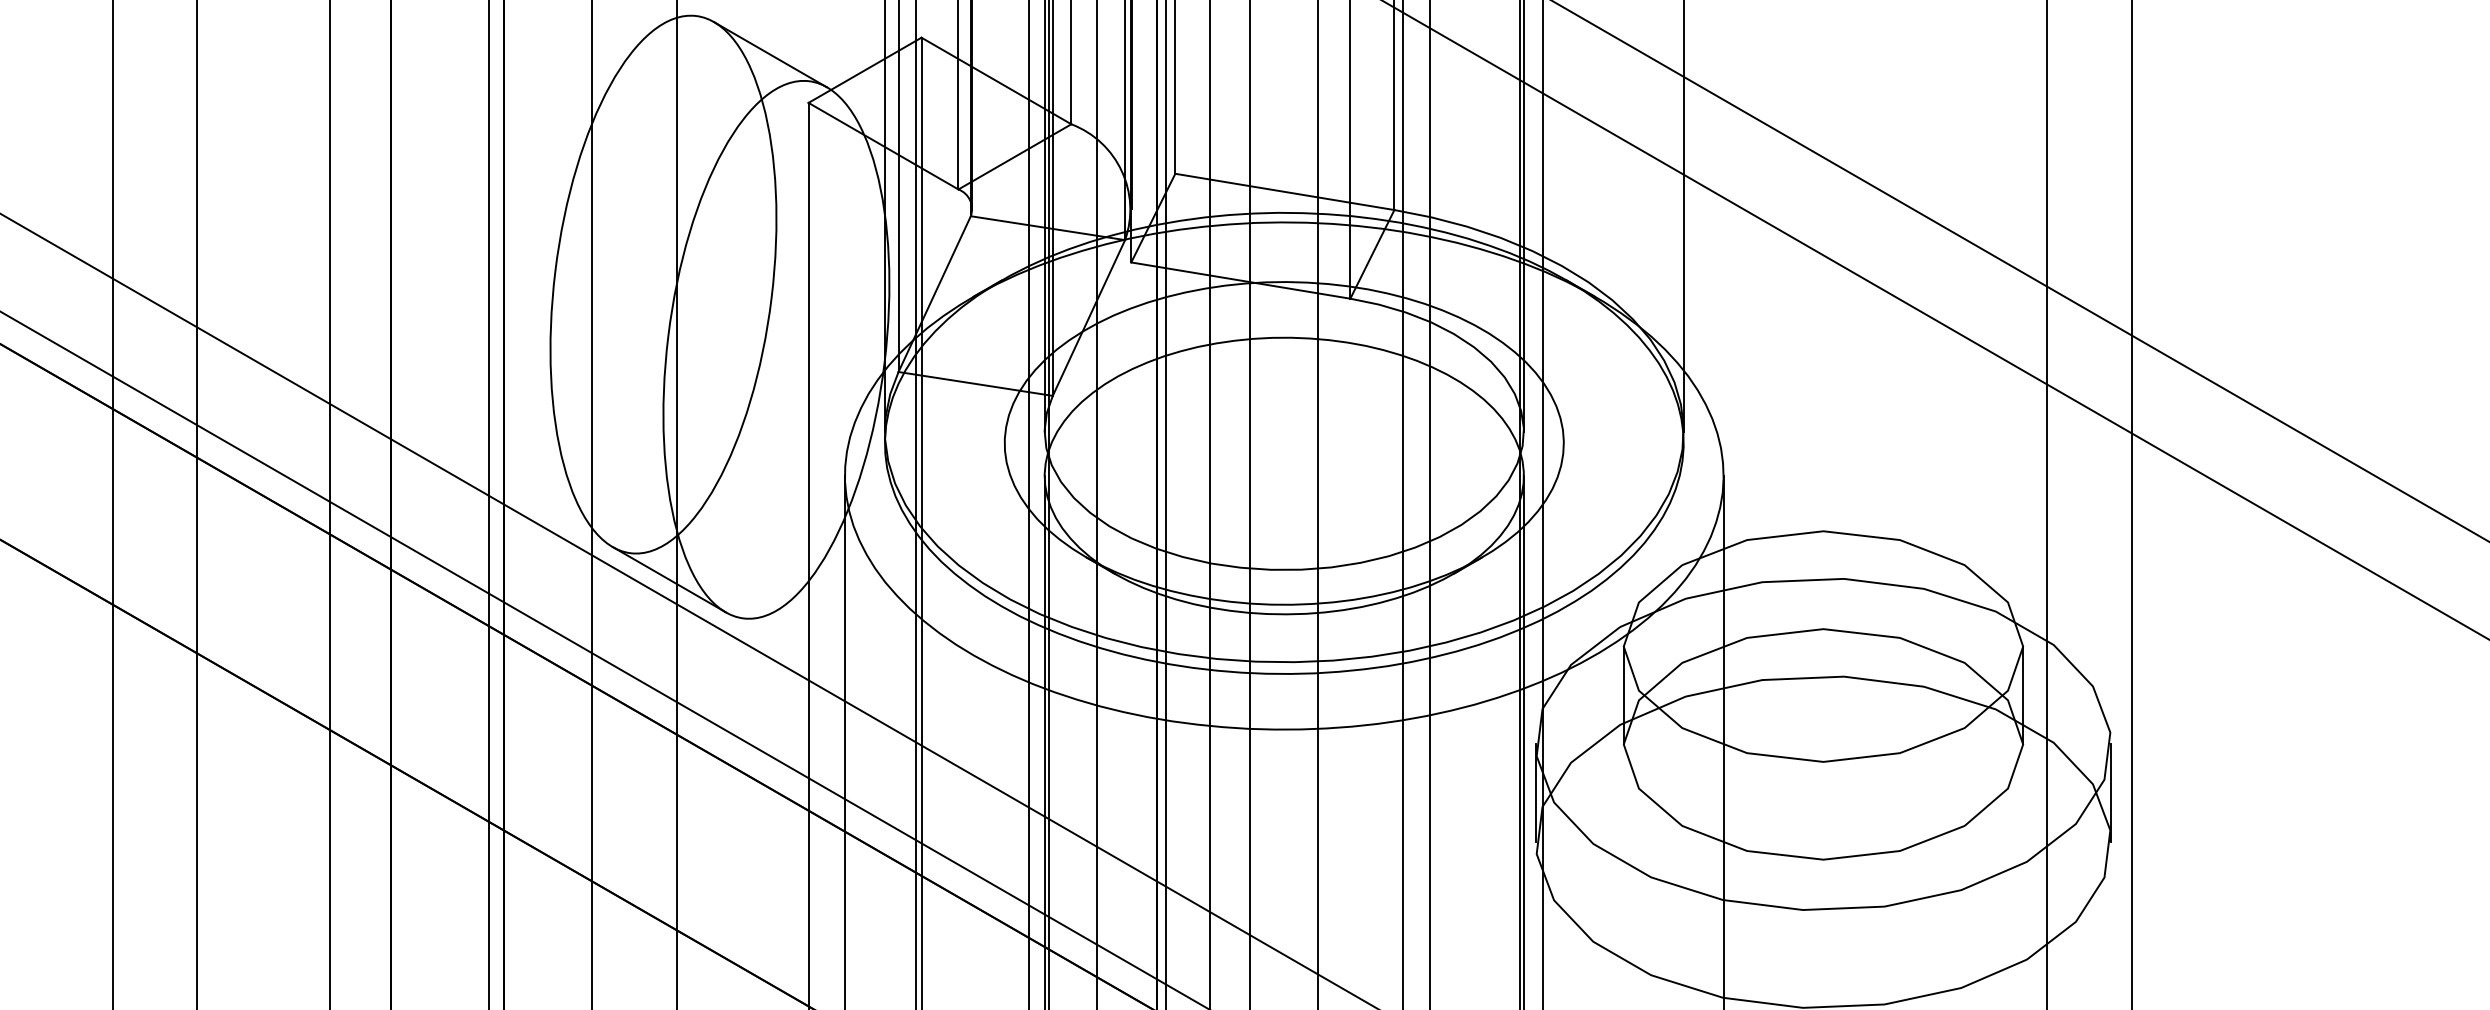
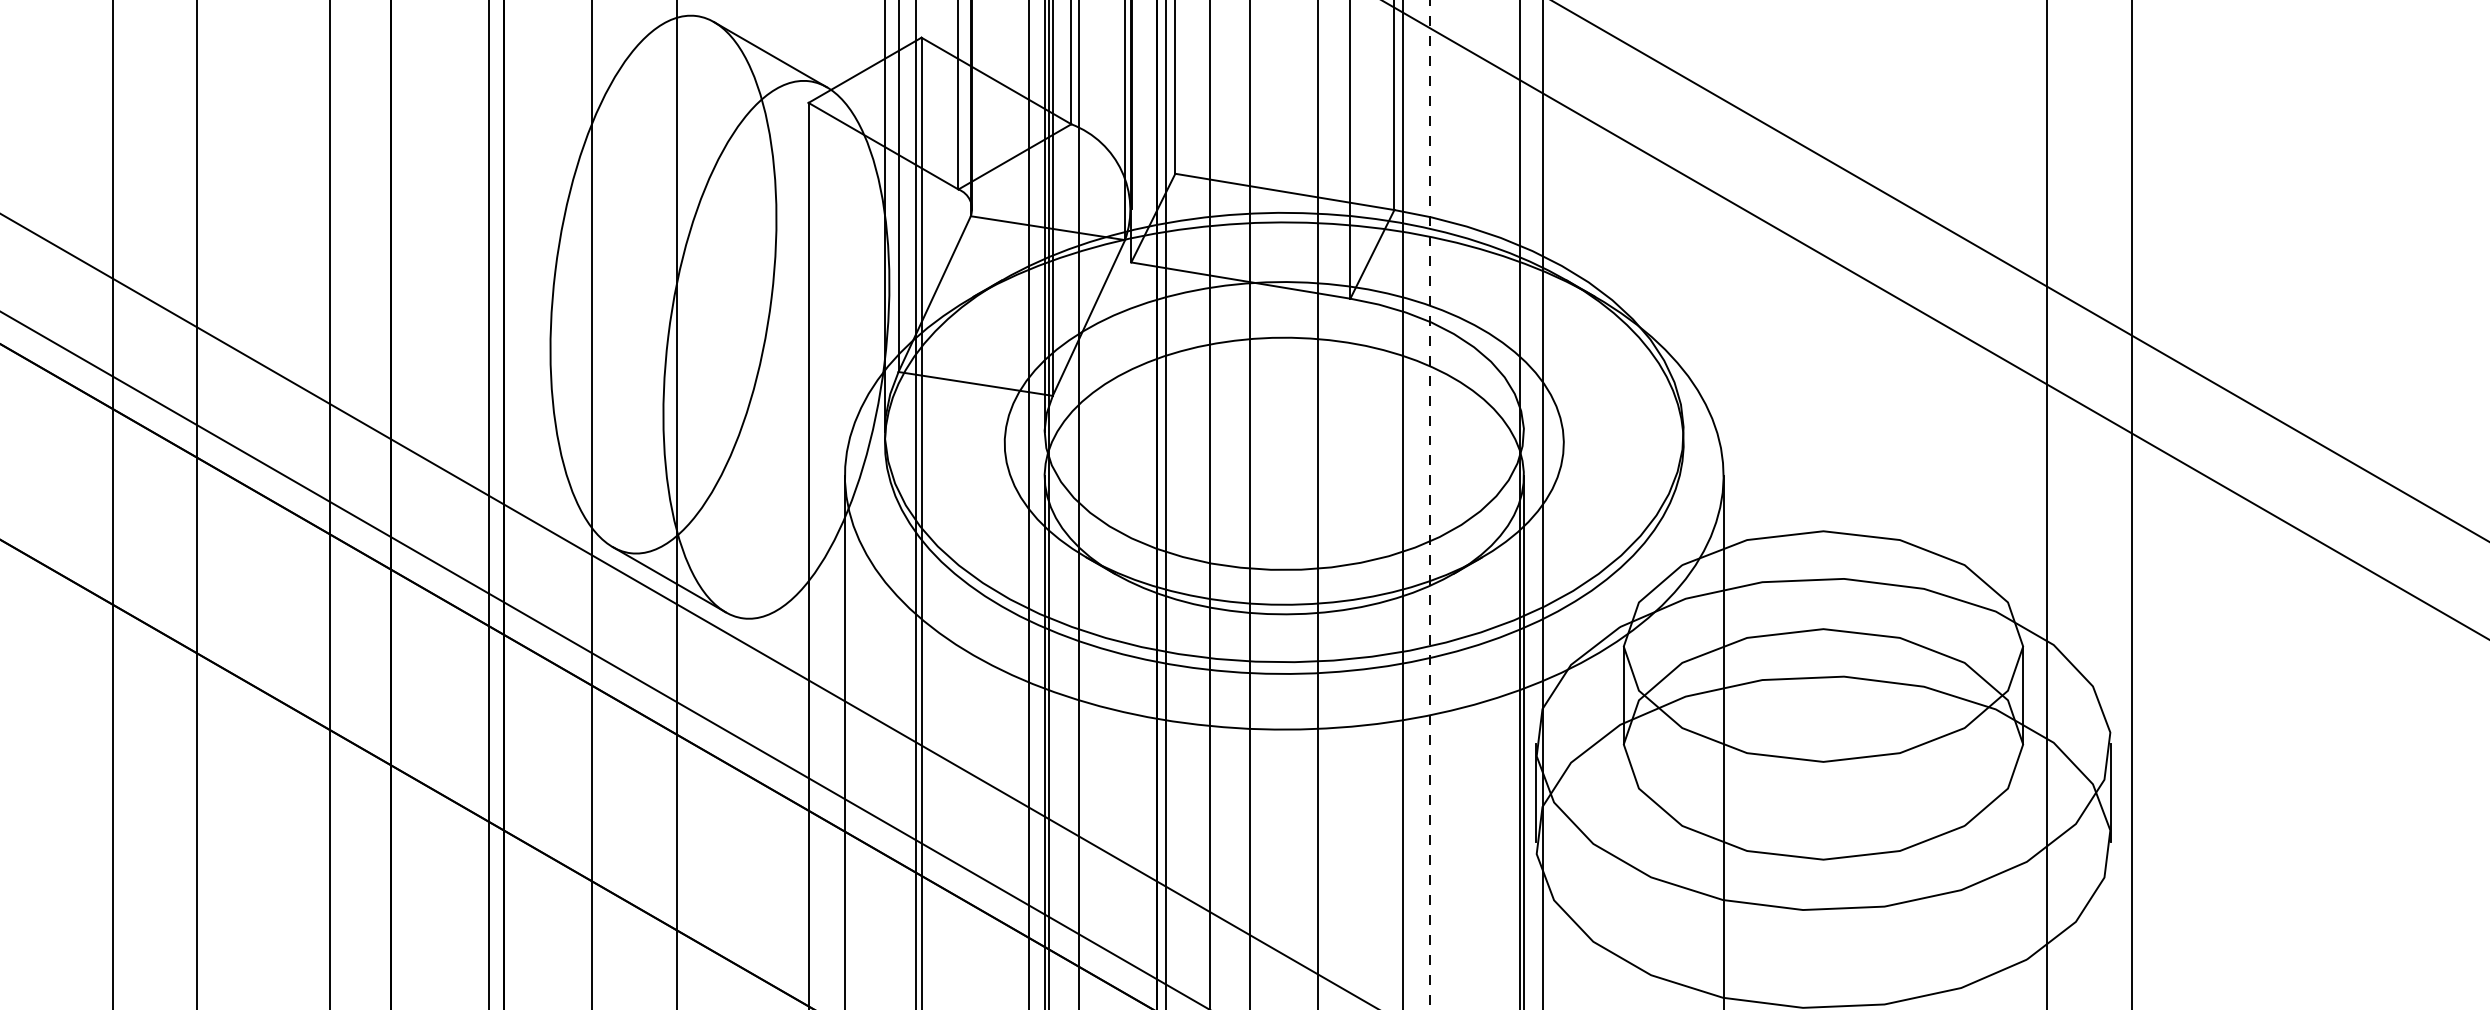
line: present -> none (1523, 216)
line: present -> none (1683, 216)
line position: (1096, 504) -> (1078, 504) (1078, 504)
line: solid -> dashed (1429, 505)
